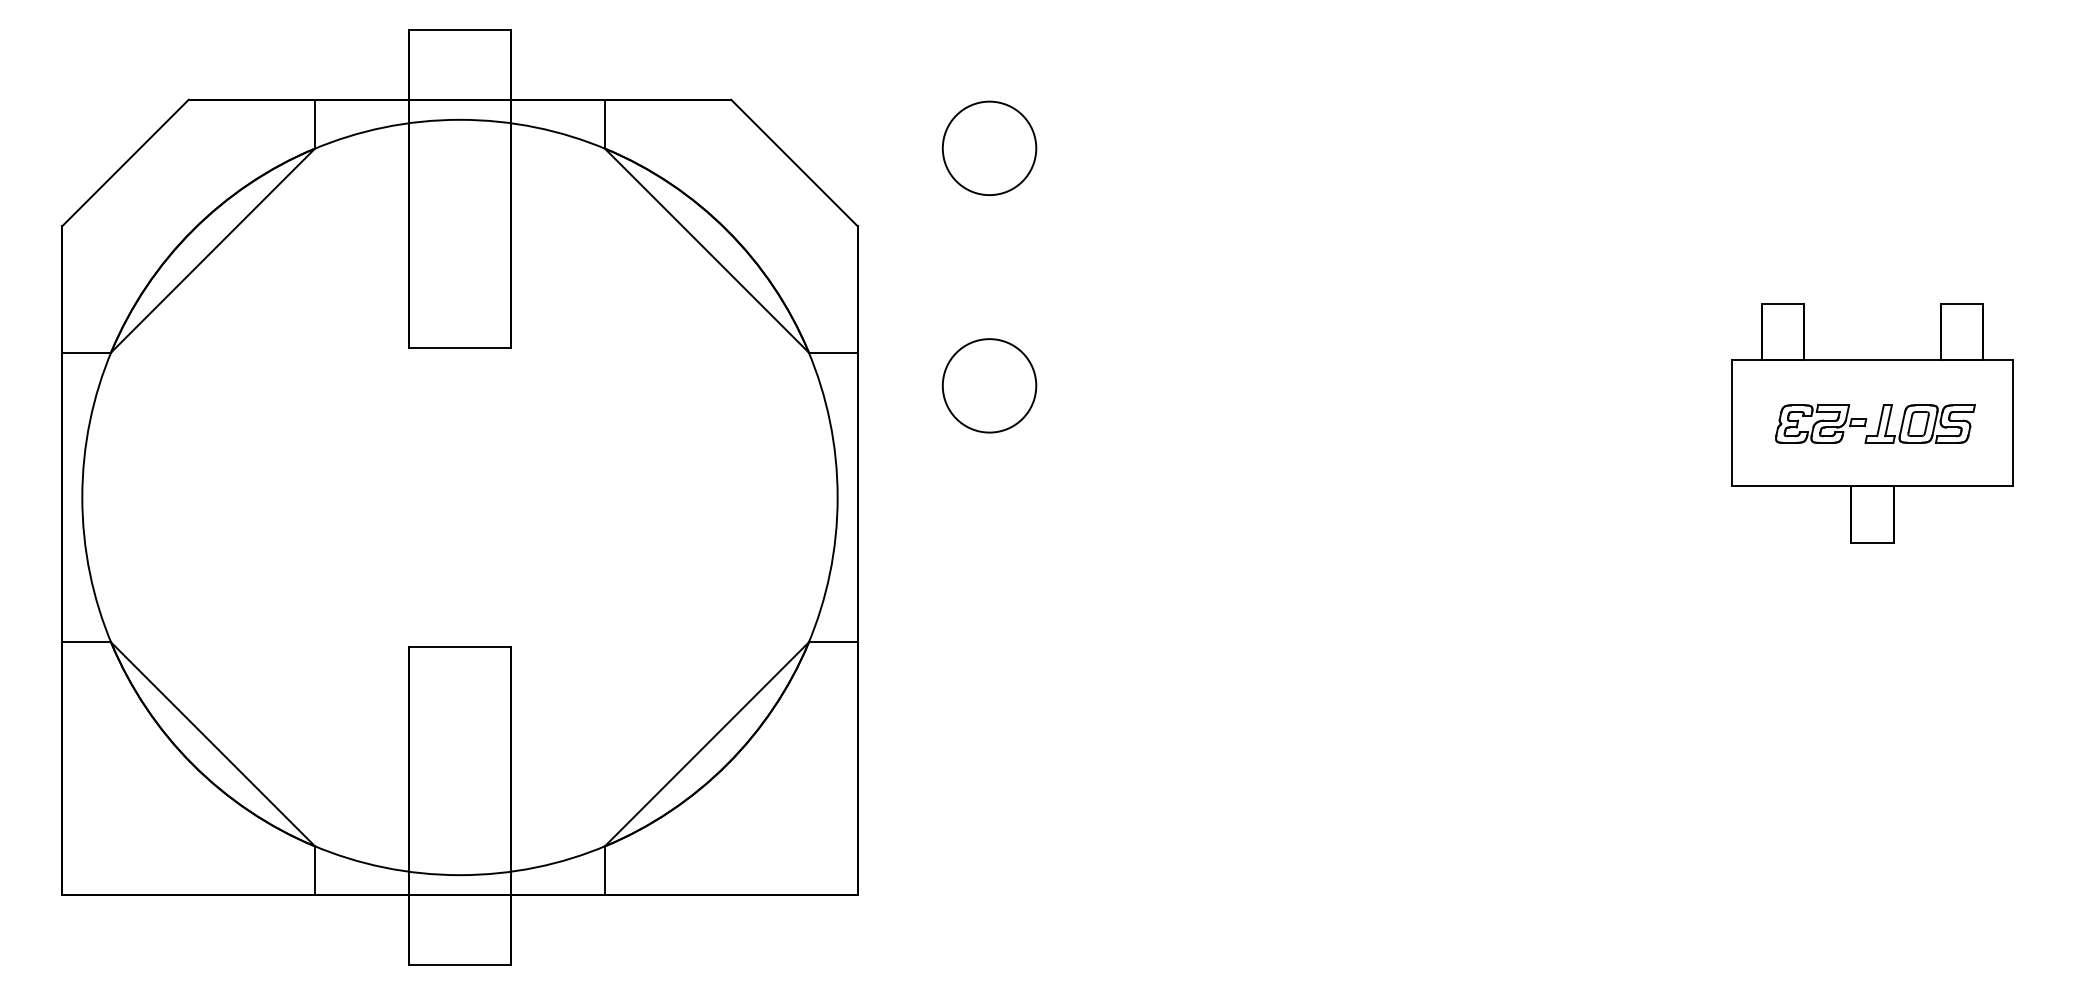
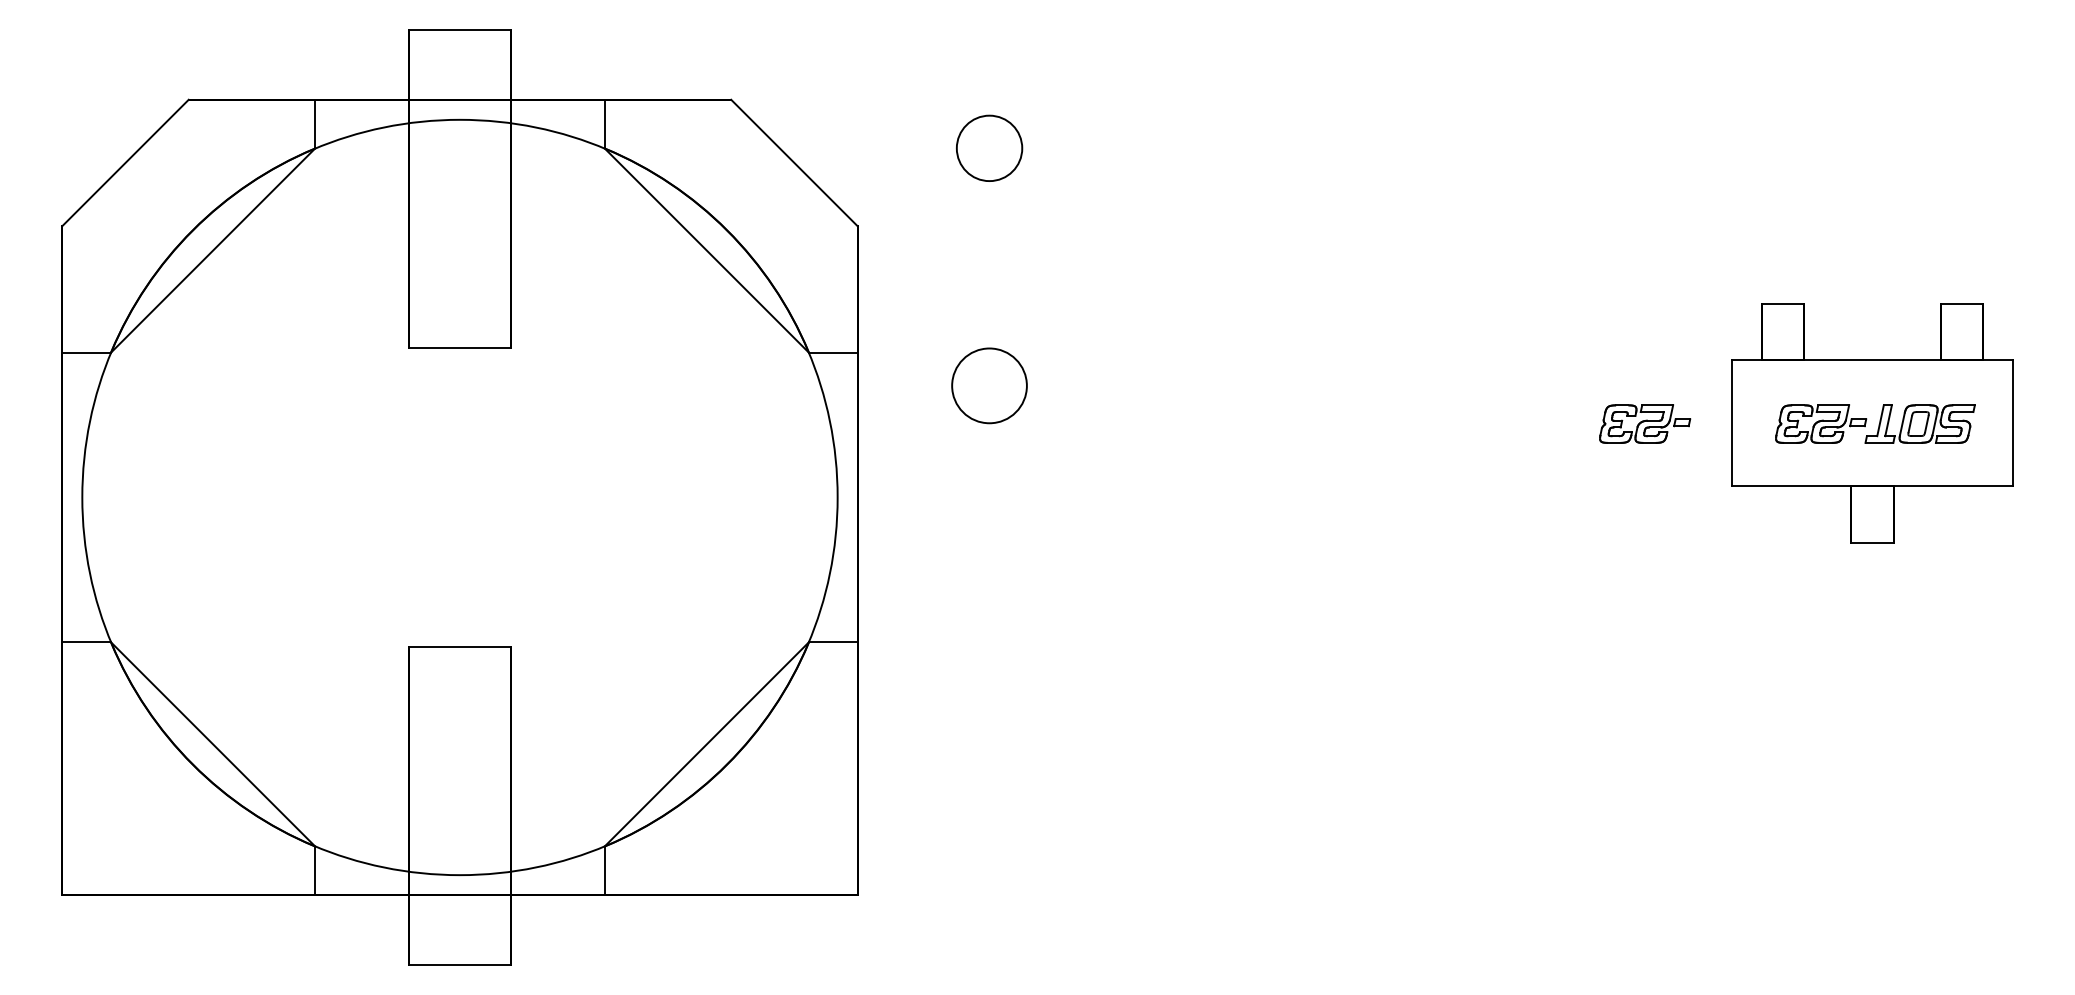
circle diameter: 93 px -> 65 px (989, 148)
circle size: 97x96 px -> 77x78 px (989, 385)
part: none -> present (1645, 423)
